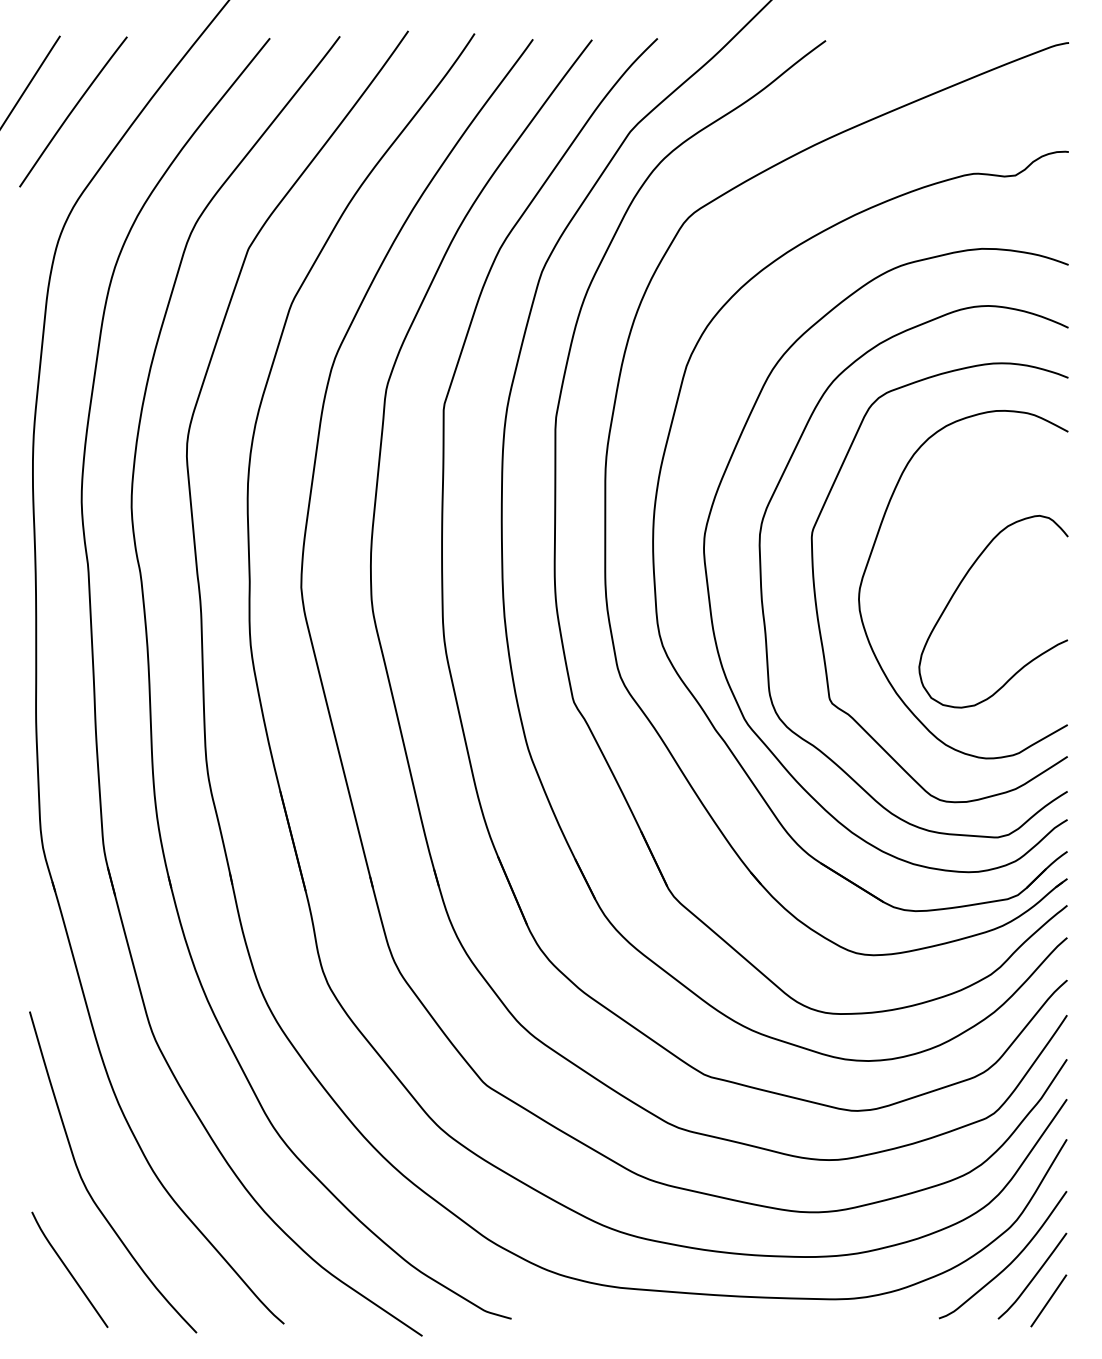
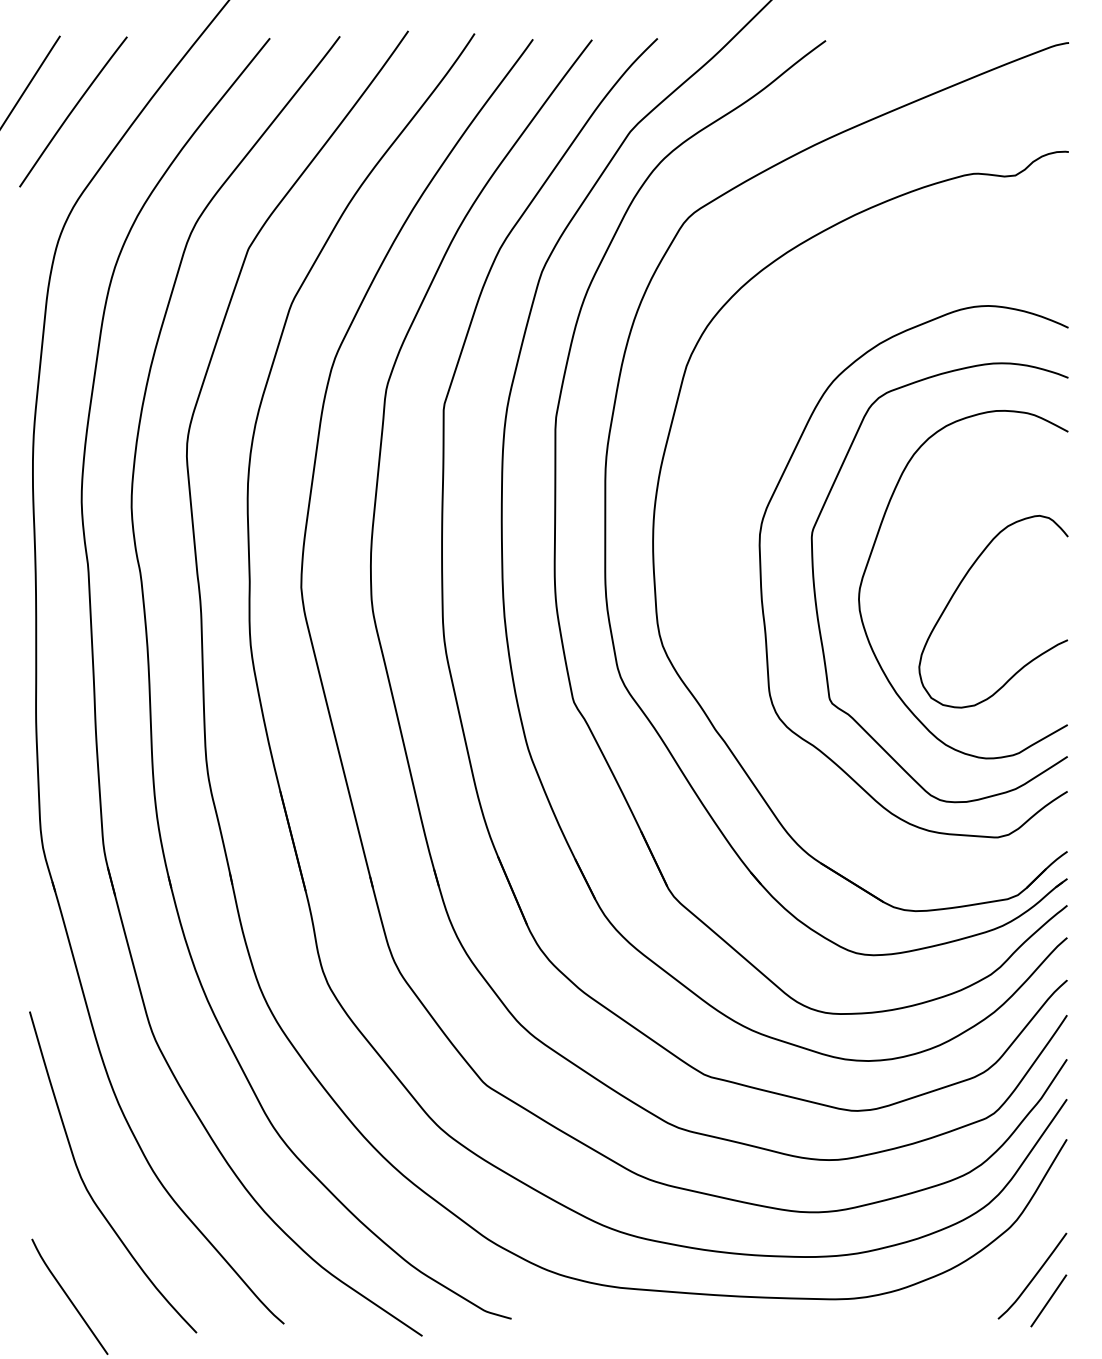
curve: present -> none (708, 582)
curve: present -> none (1010, 1262)
curve position: (68, 1269) -> (68, 1296) (68, 1296)
